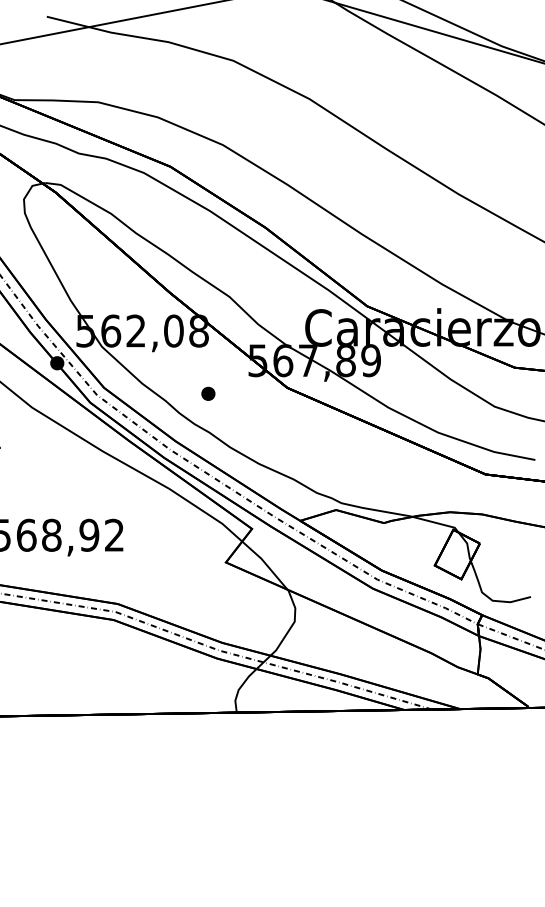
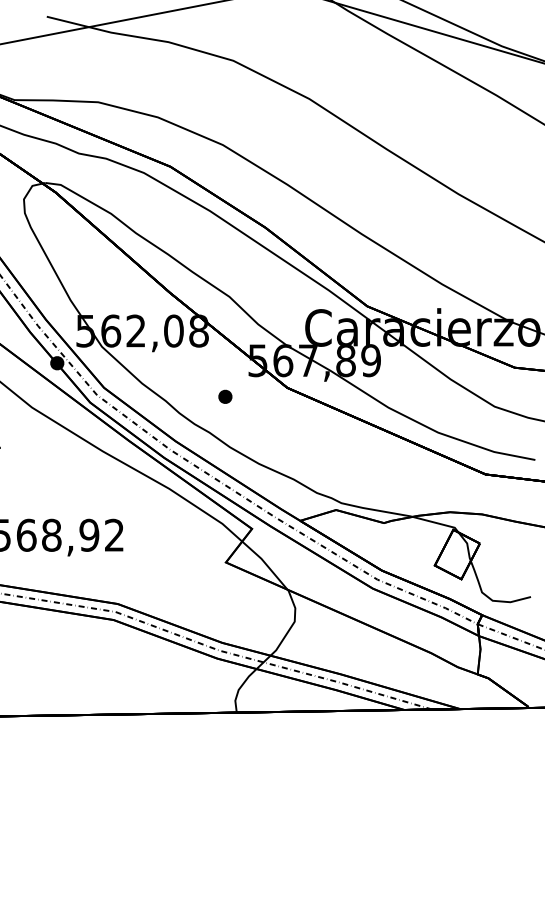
part position: (208, 393) -> (225, 396) (225, 396)
